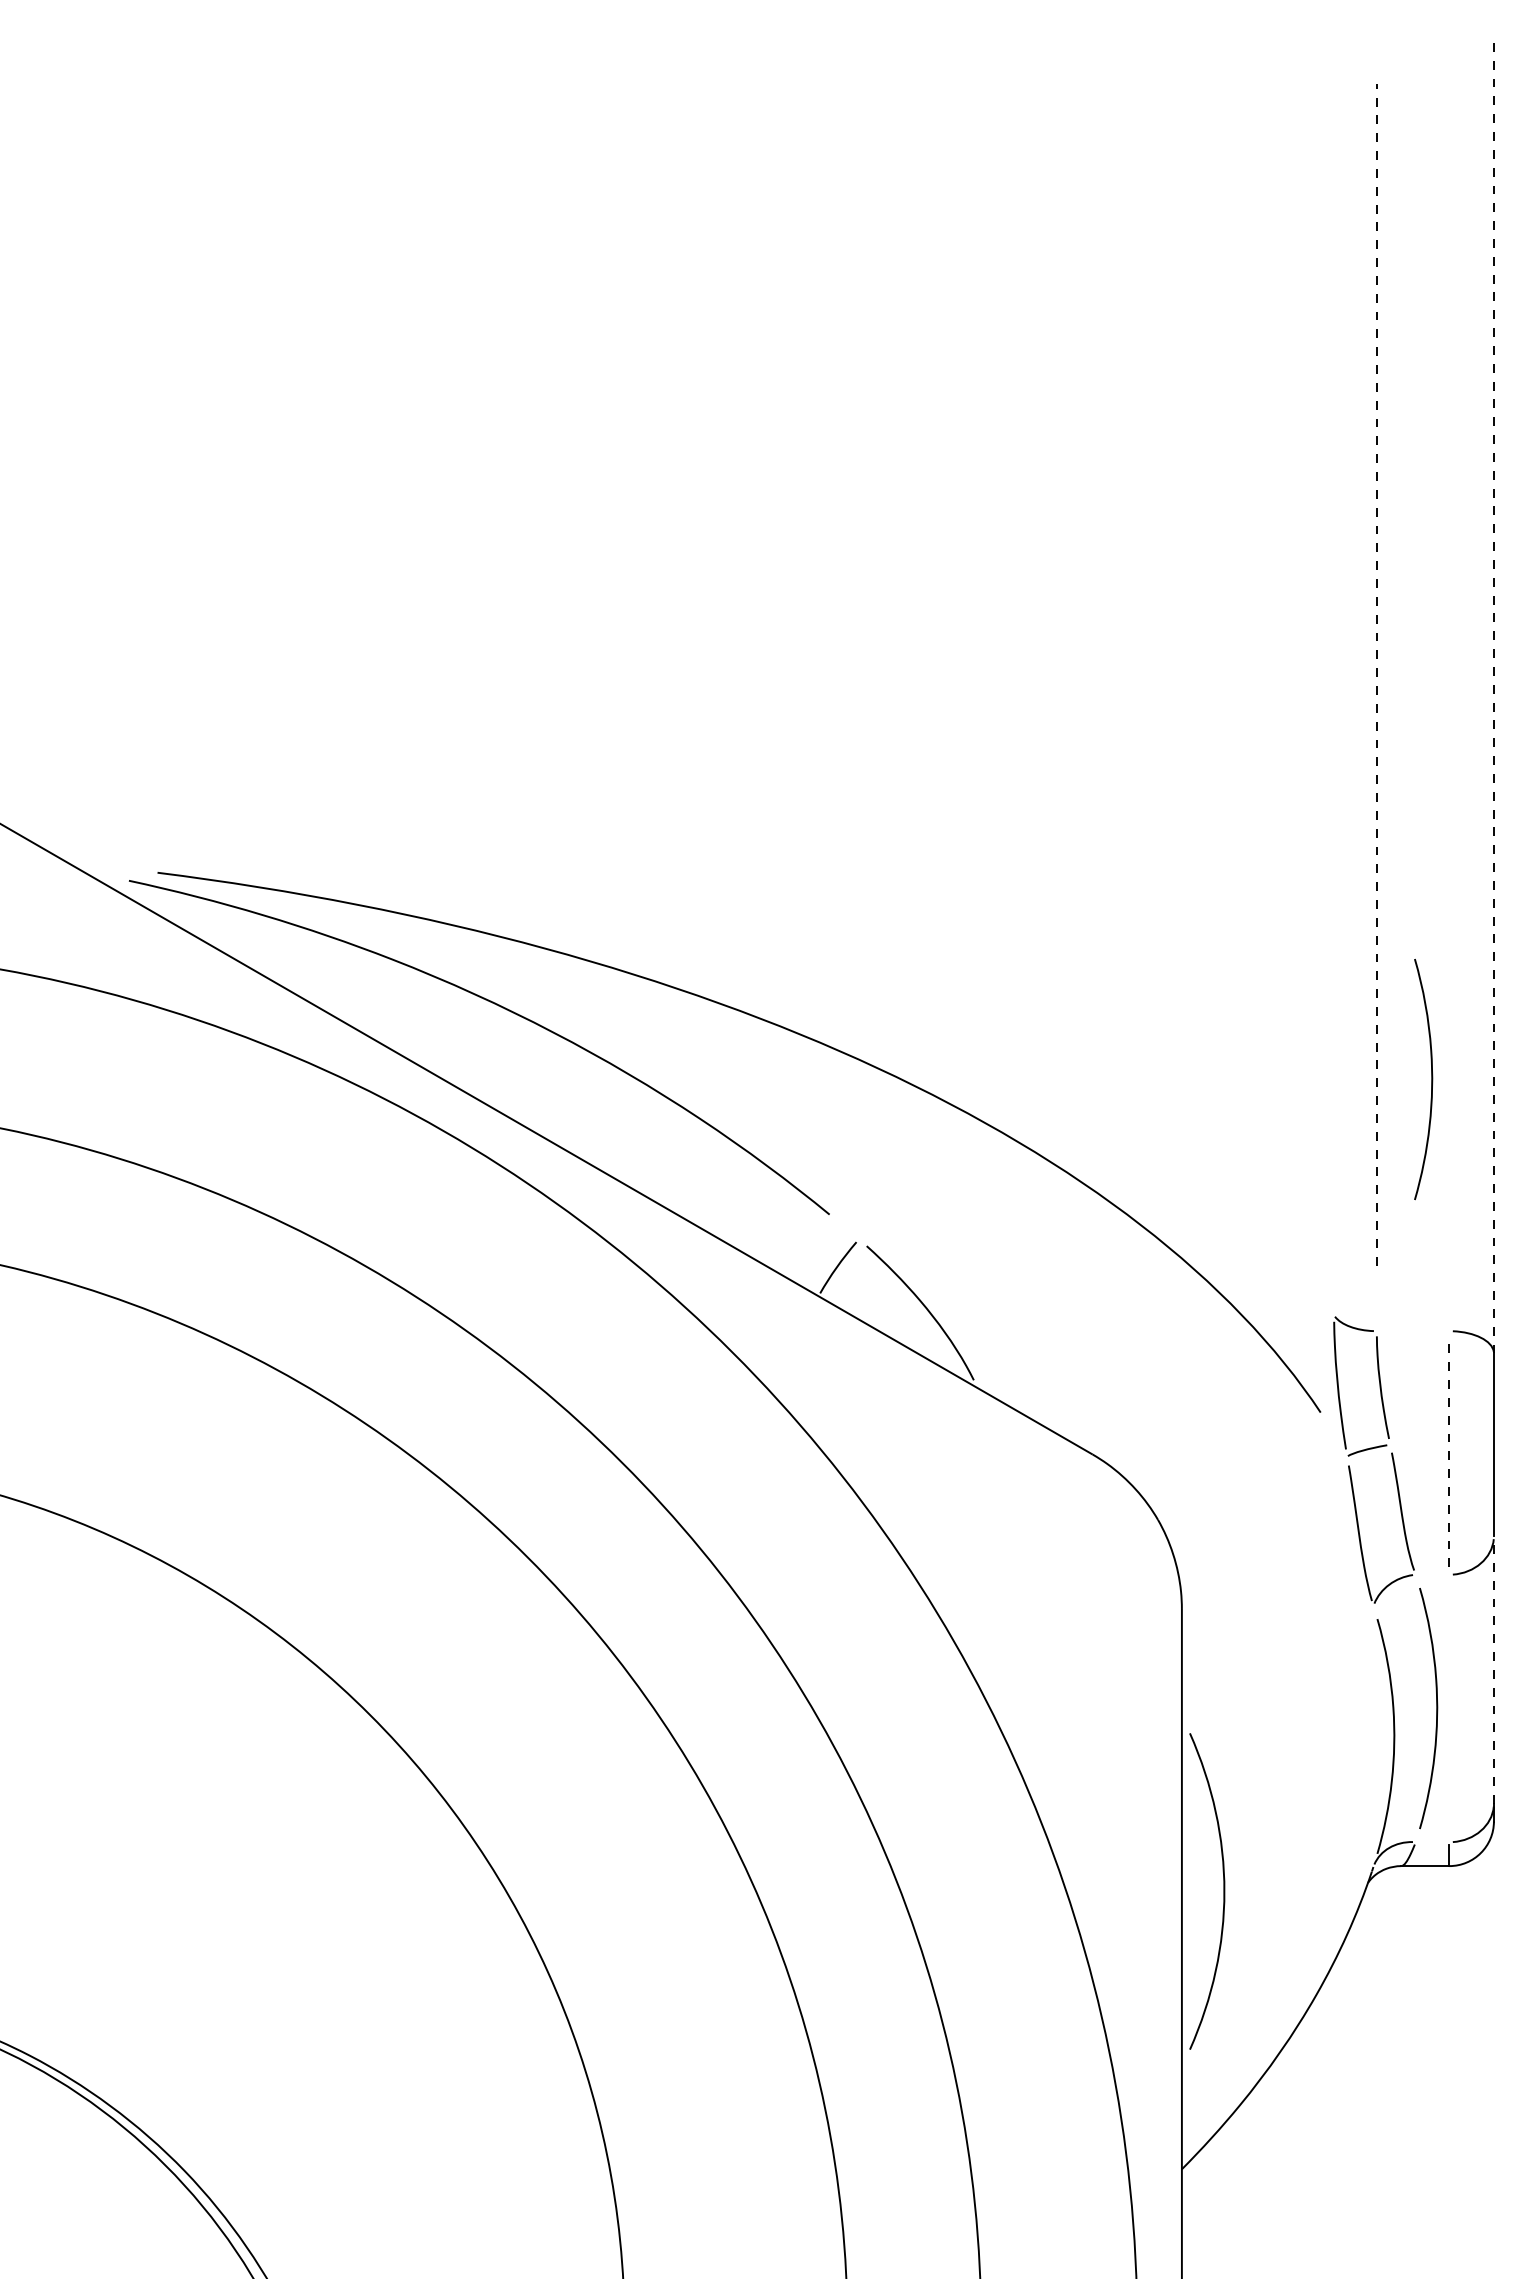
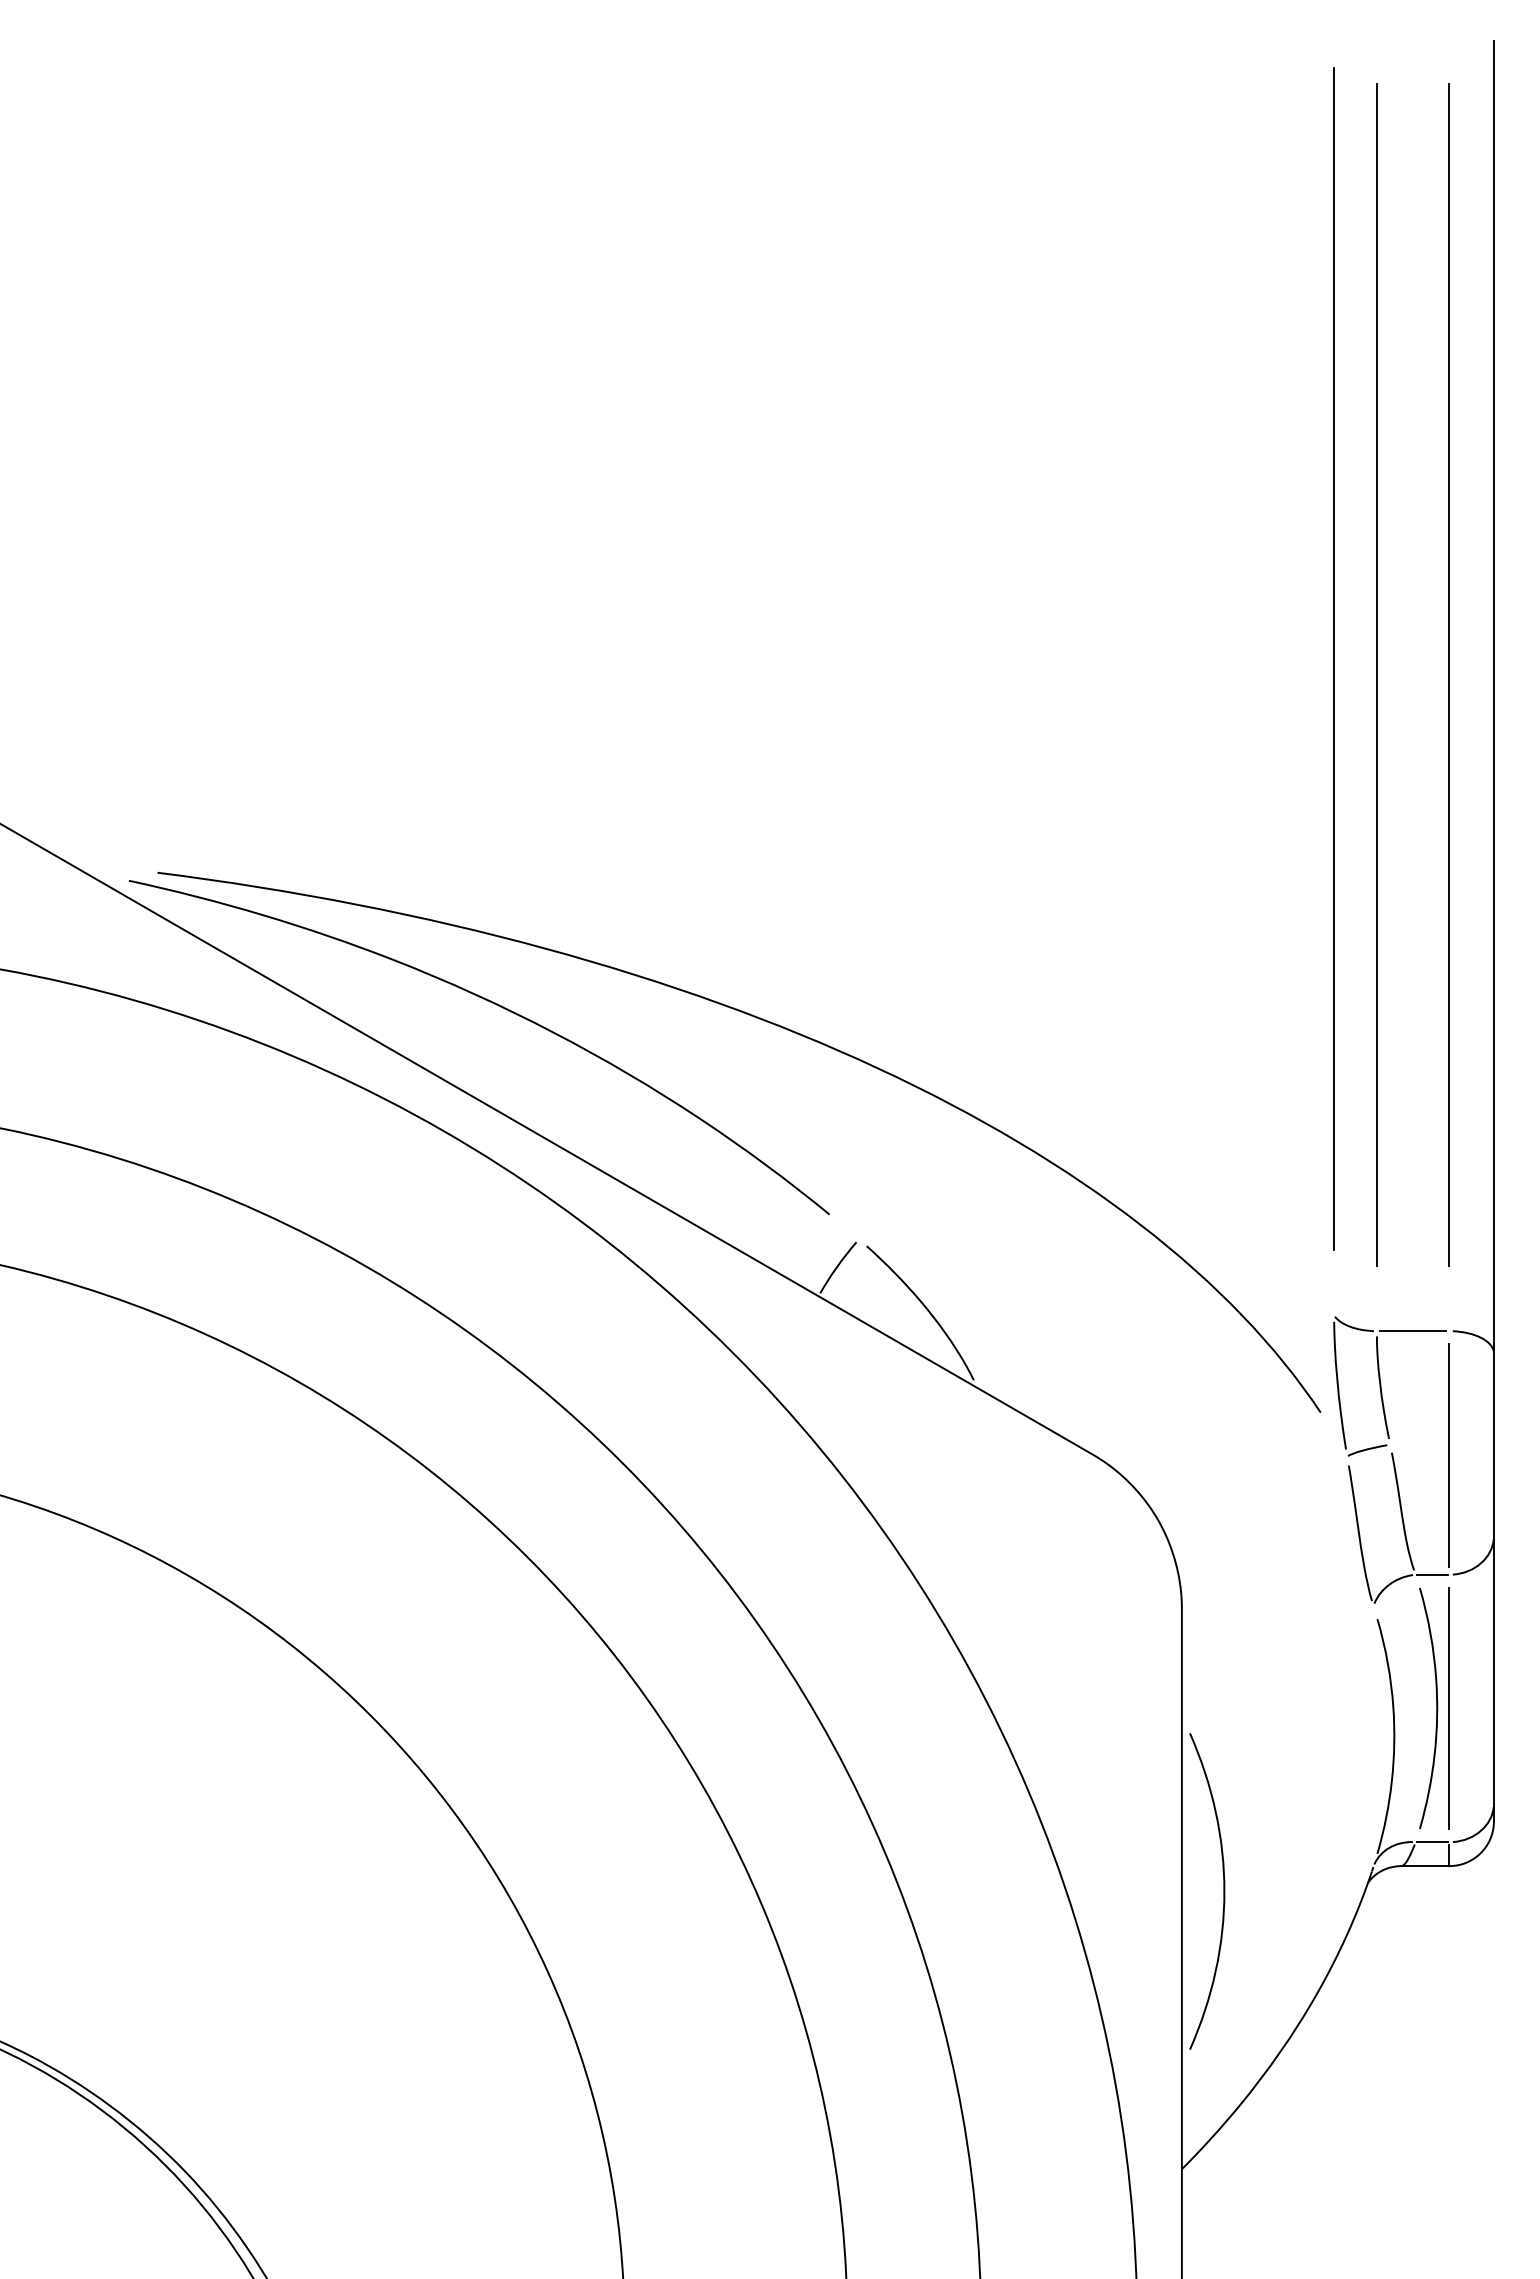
line: none -> present (1334, 658)
line: dashed -> solid (1376, 674)
line: none -> present (1449, 674)
line: dashed -> solid (1493, 696)
curve: present -> none (1431, 1079)
line: none -> present (1412, 1331)
line: dashed -> solid (1449, 1455)
line: none -> present (1432, 1574)
line: dashed -> solid (1493, 1669)
line: none -> present (1449, 1708)
line: none -> present (1432, 1842)
